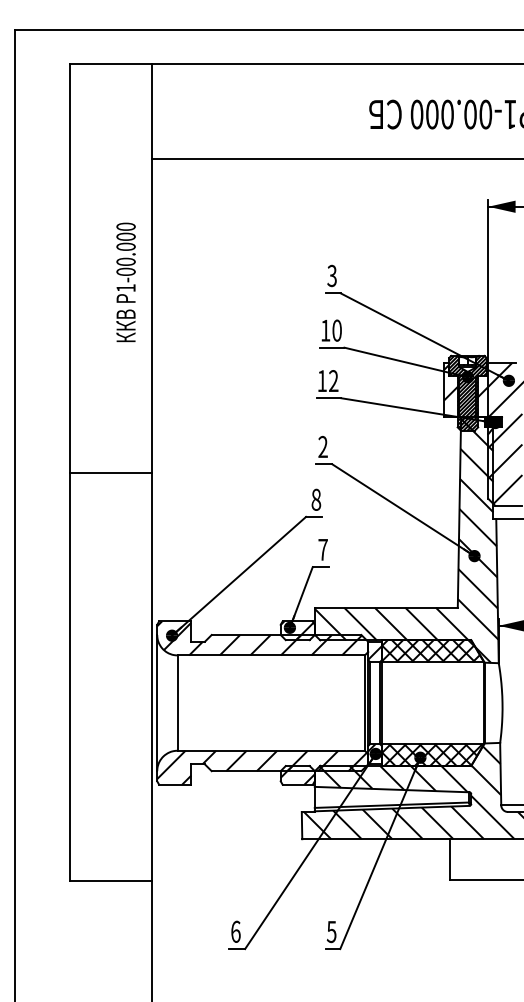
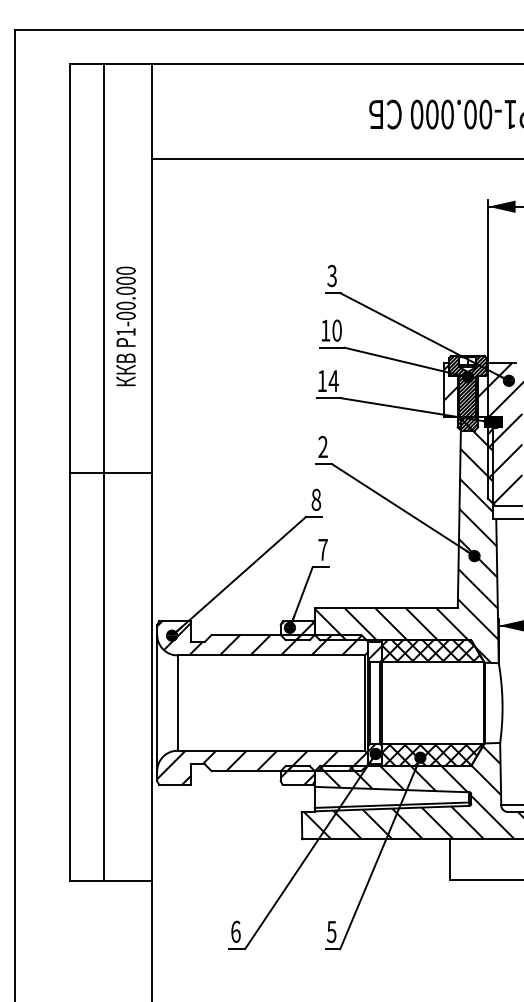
text position: (125, 282) -> (125, 326) (125, 326)
text: 12 -> 14 (333, 380)
line: none -> present (103, 472)
